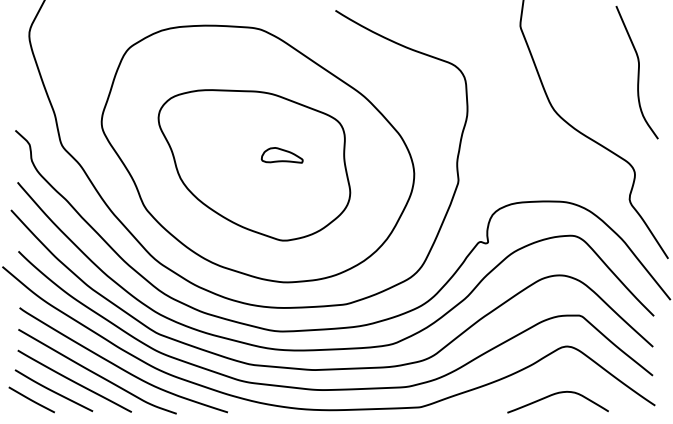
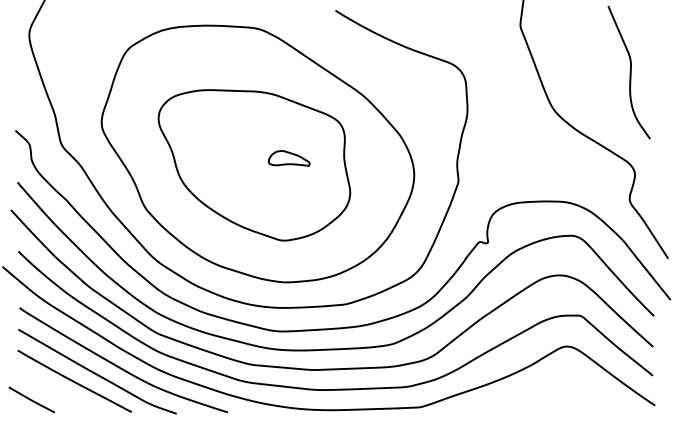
curve position: (637, 72) -> (629, 72) (629, 72)
part position: (281, 155) -> (288, 158) (288, 158)
curve: present -> none (53, 390)
curve: present -> none (557, 394)
